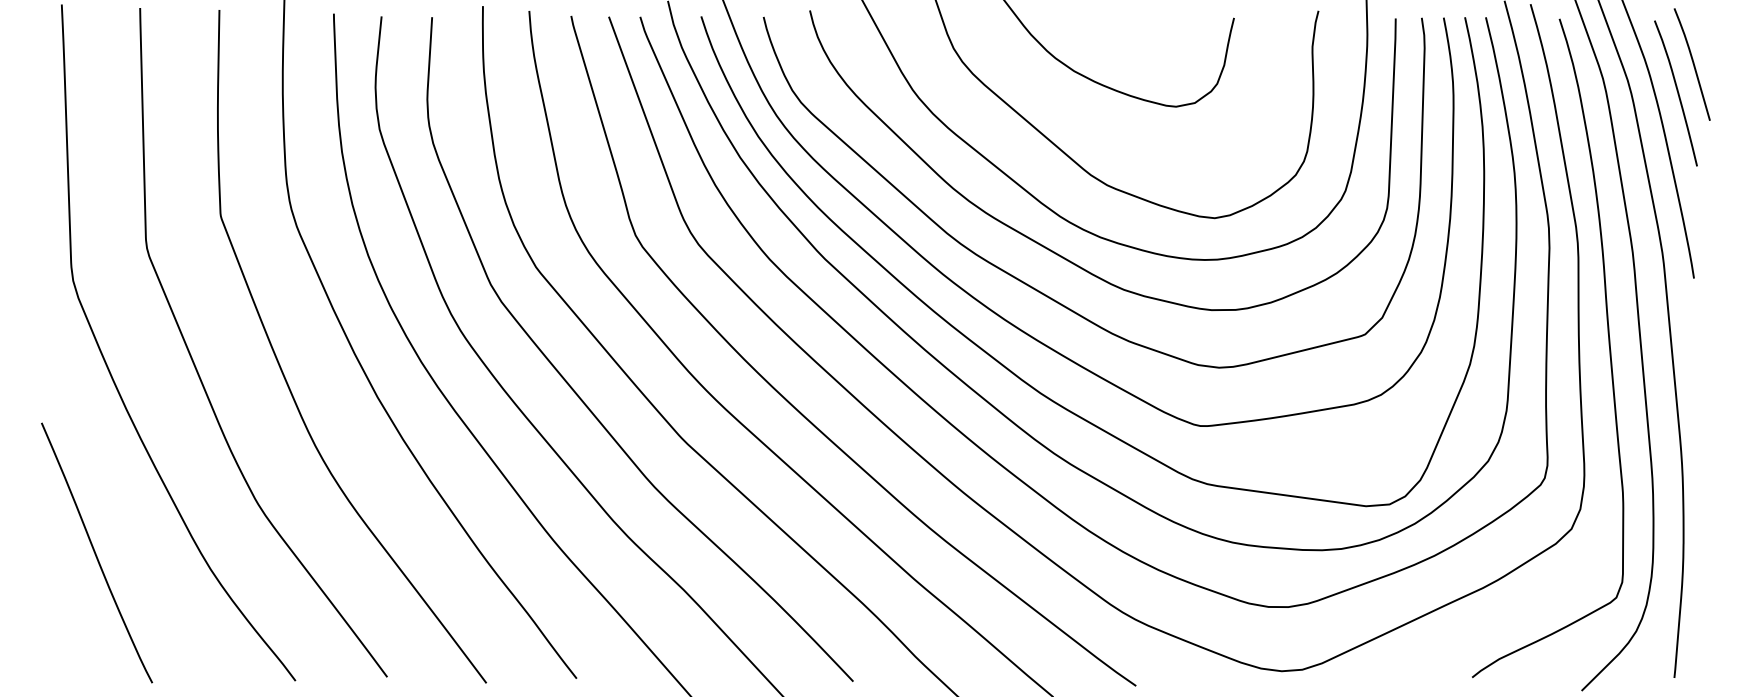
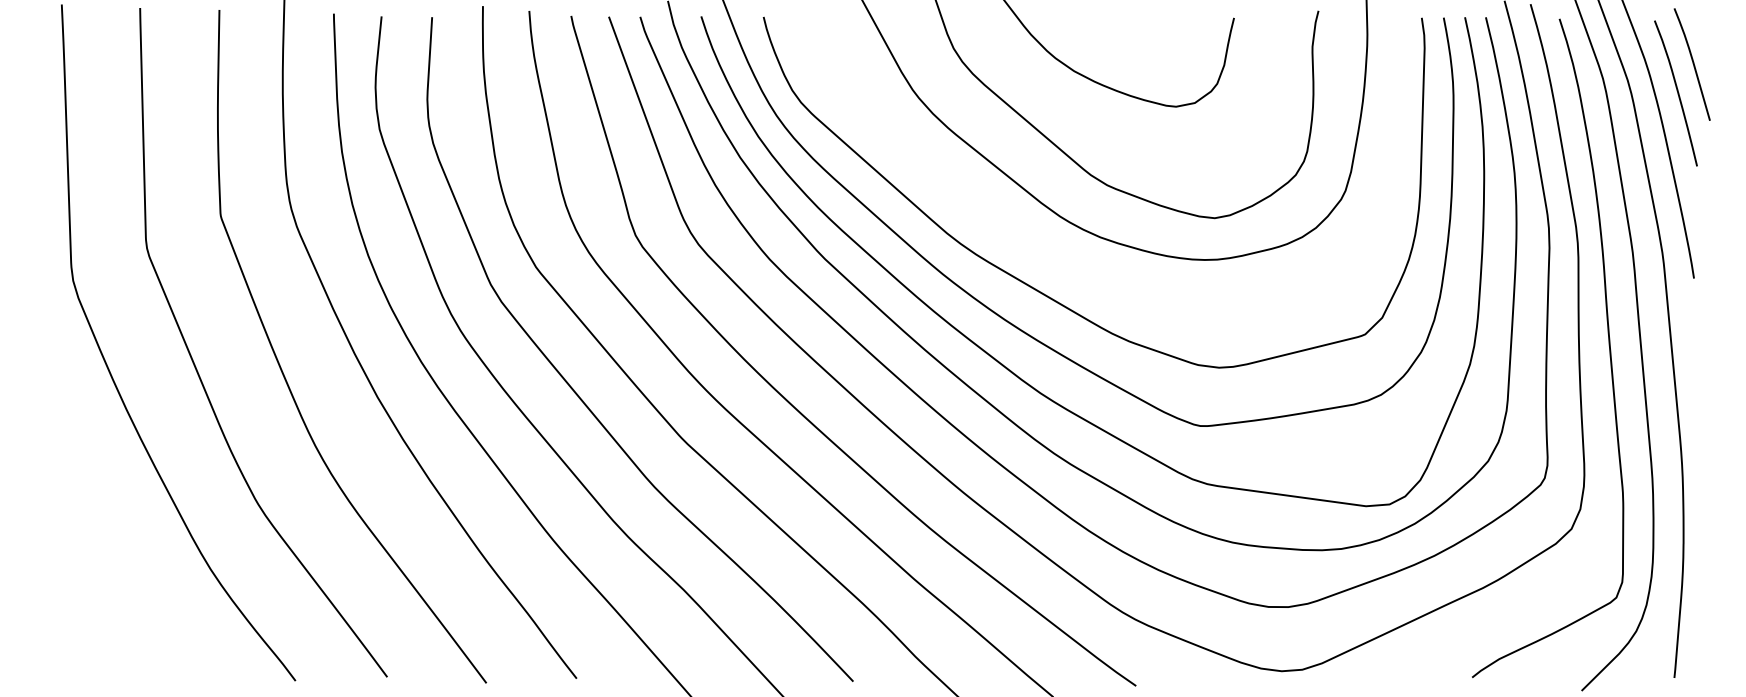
curve: present -> none (1051, 249)
curve: present -> none (96, 553)
